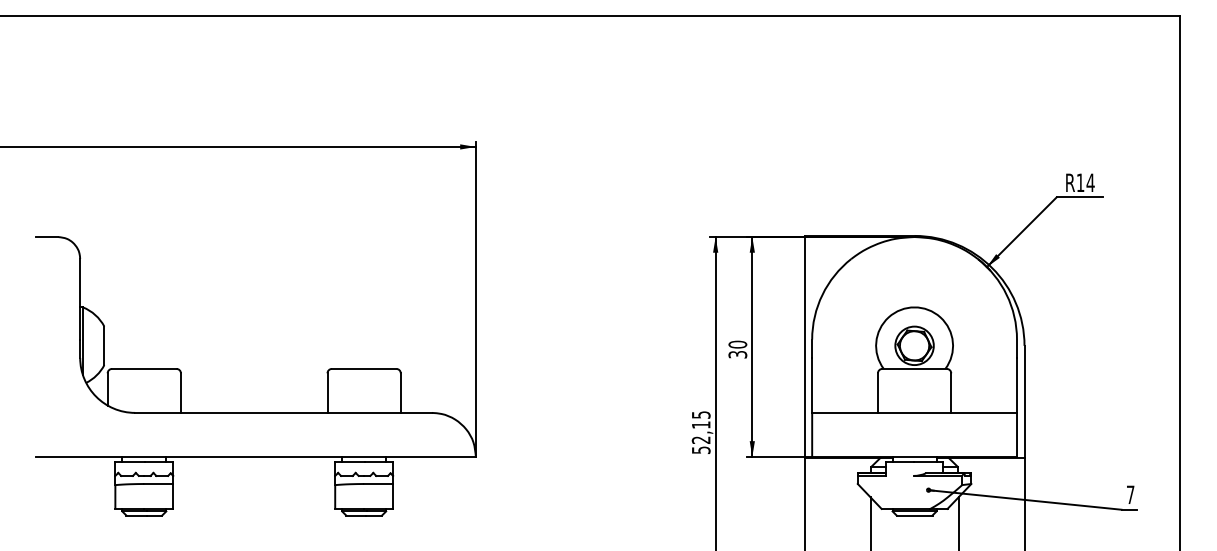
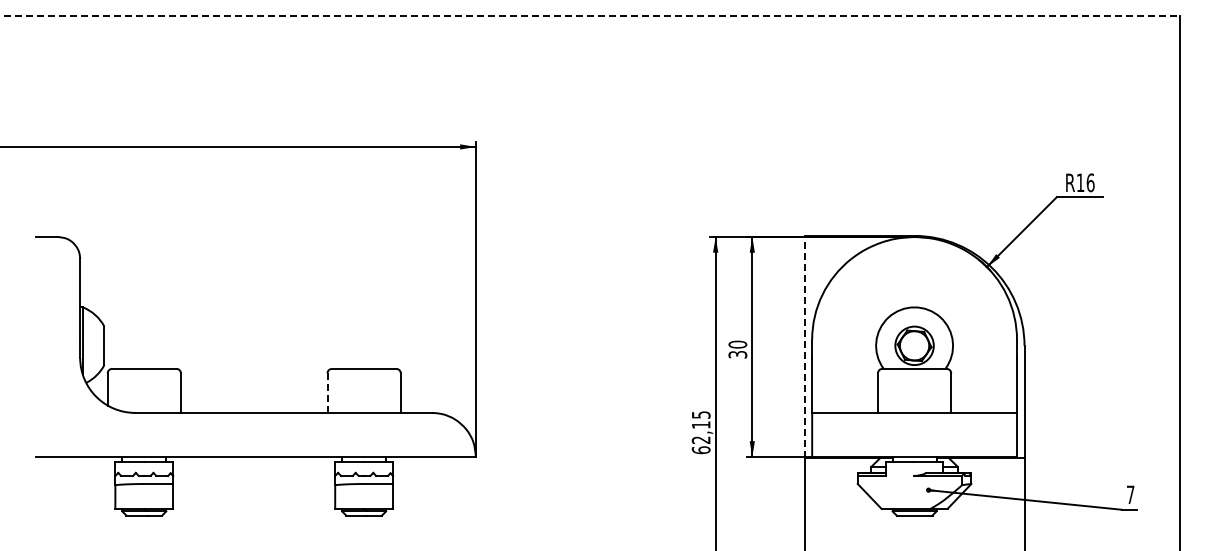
line: solid -> dashed (590, 16)
text: R14 -> R16 (1090, 182)
line: solid -> dashed (804, 346)
line: solid -> dashed (327, 393)
text: 52,15 -> 62,15 (700, 450)
line: present -> none (870, 522)
line: present -> none (958, 522)
